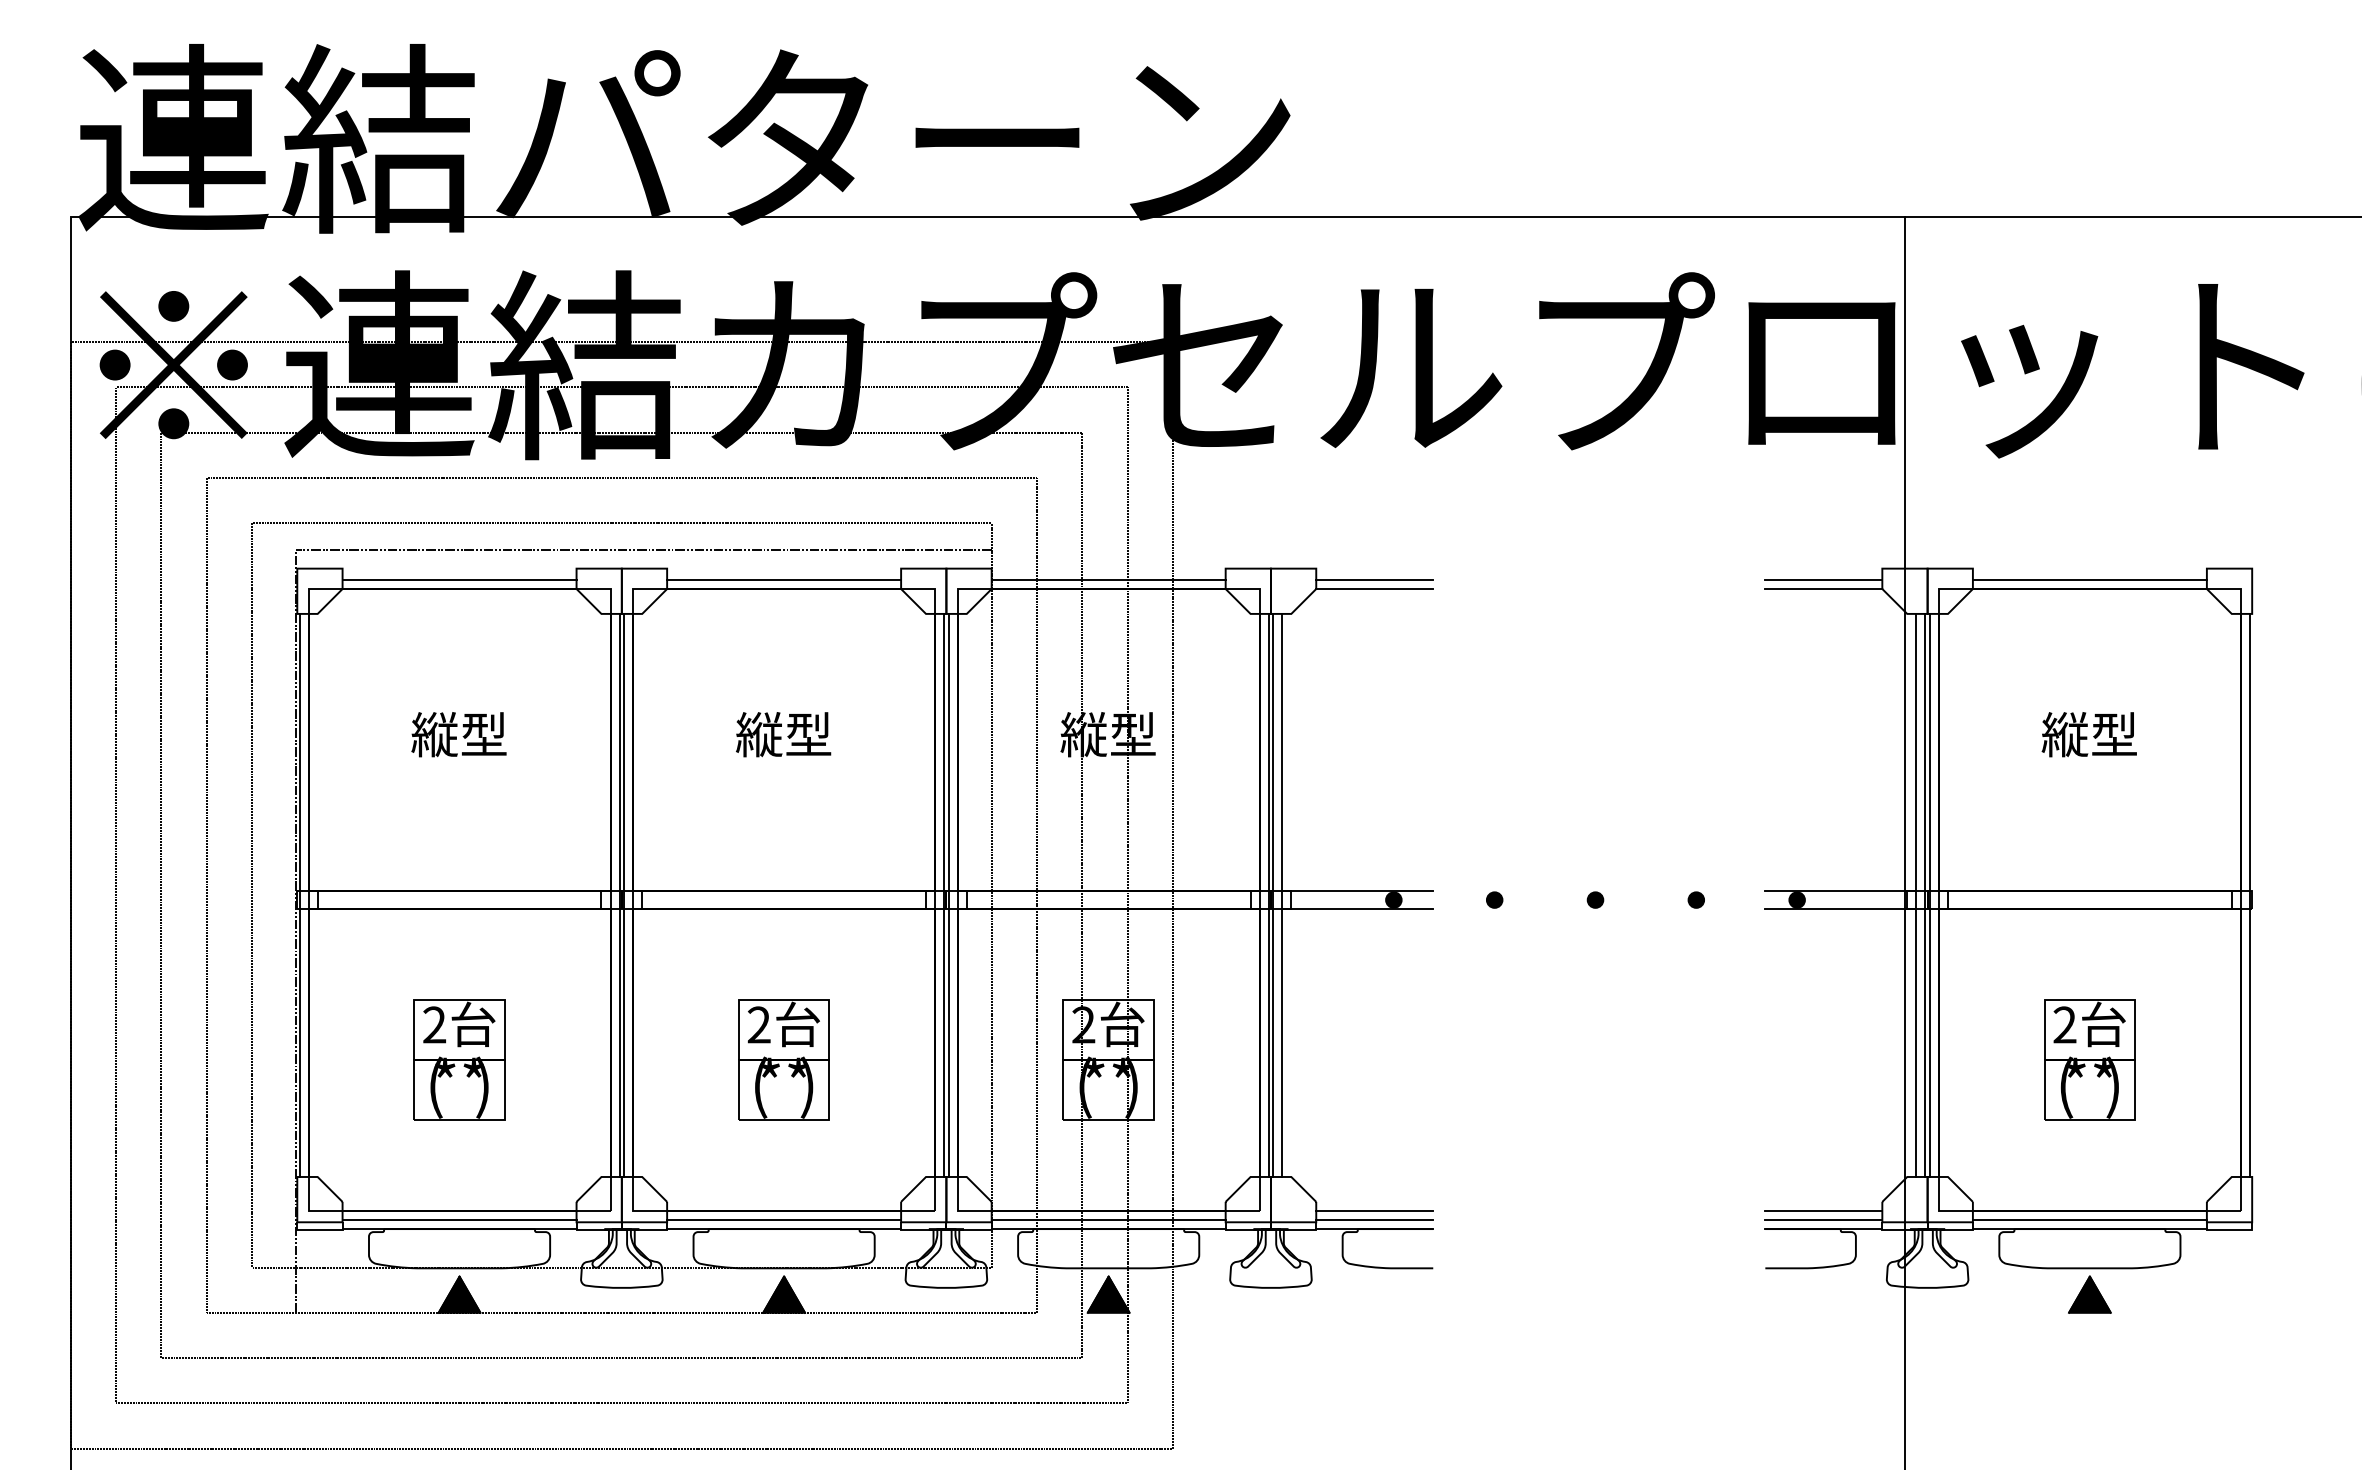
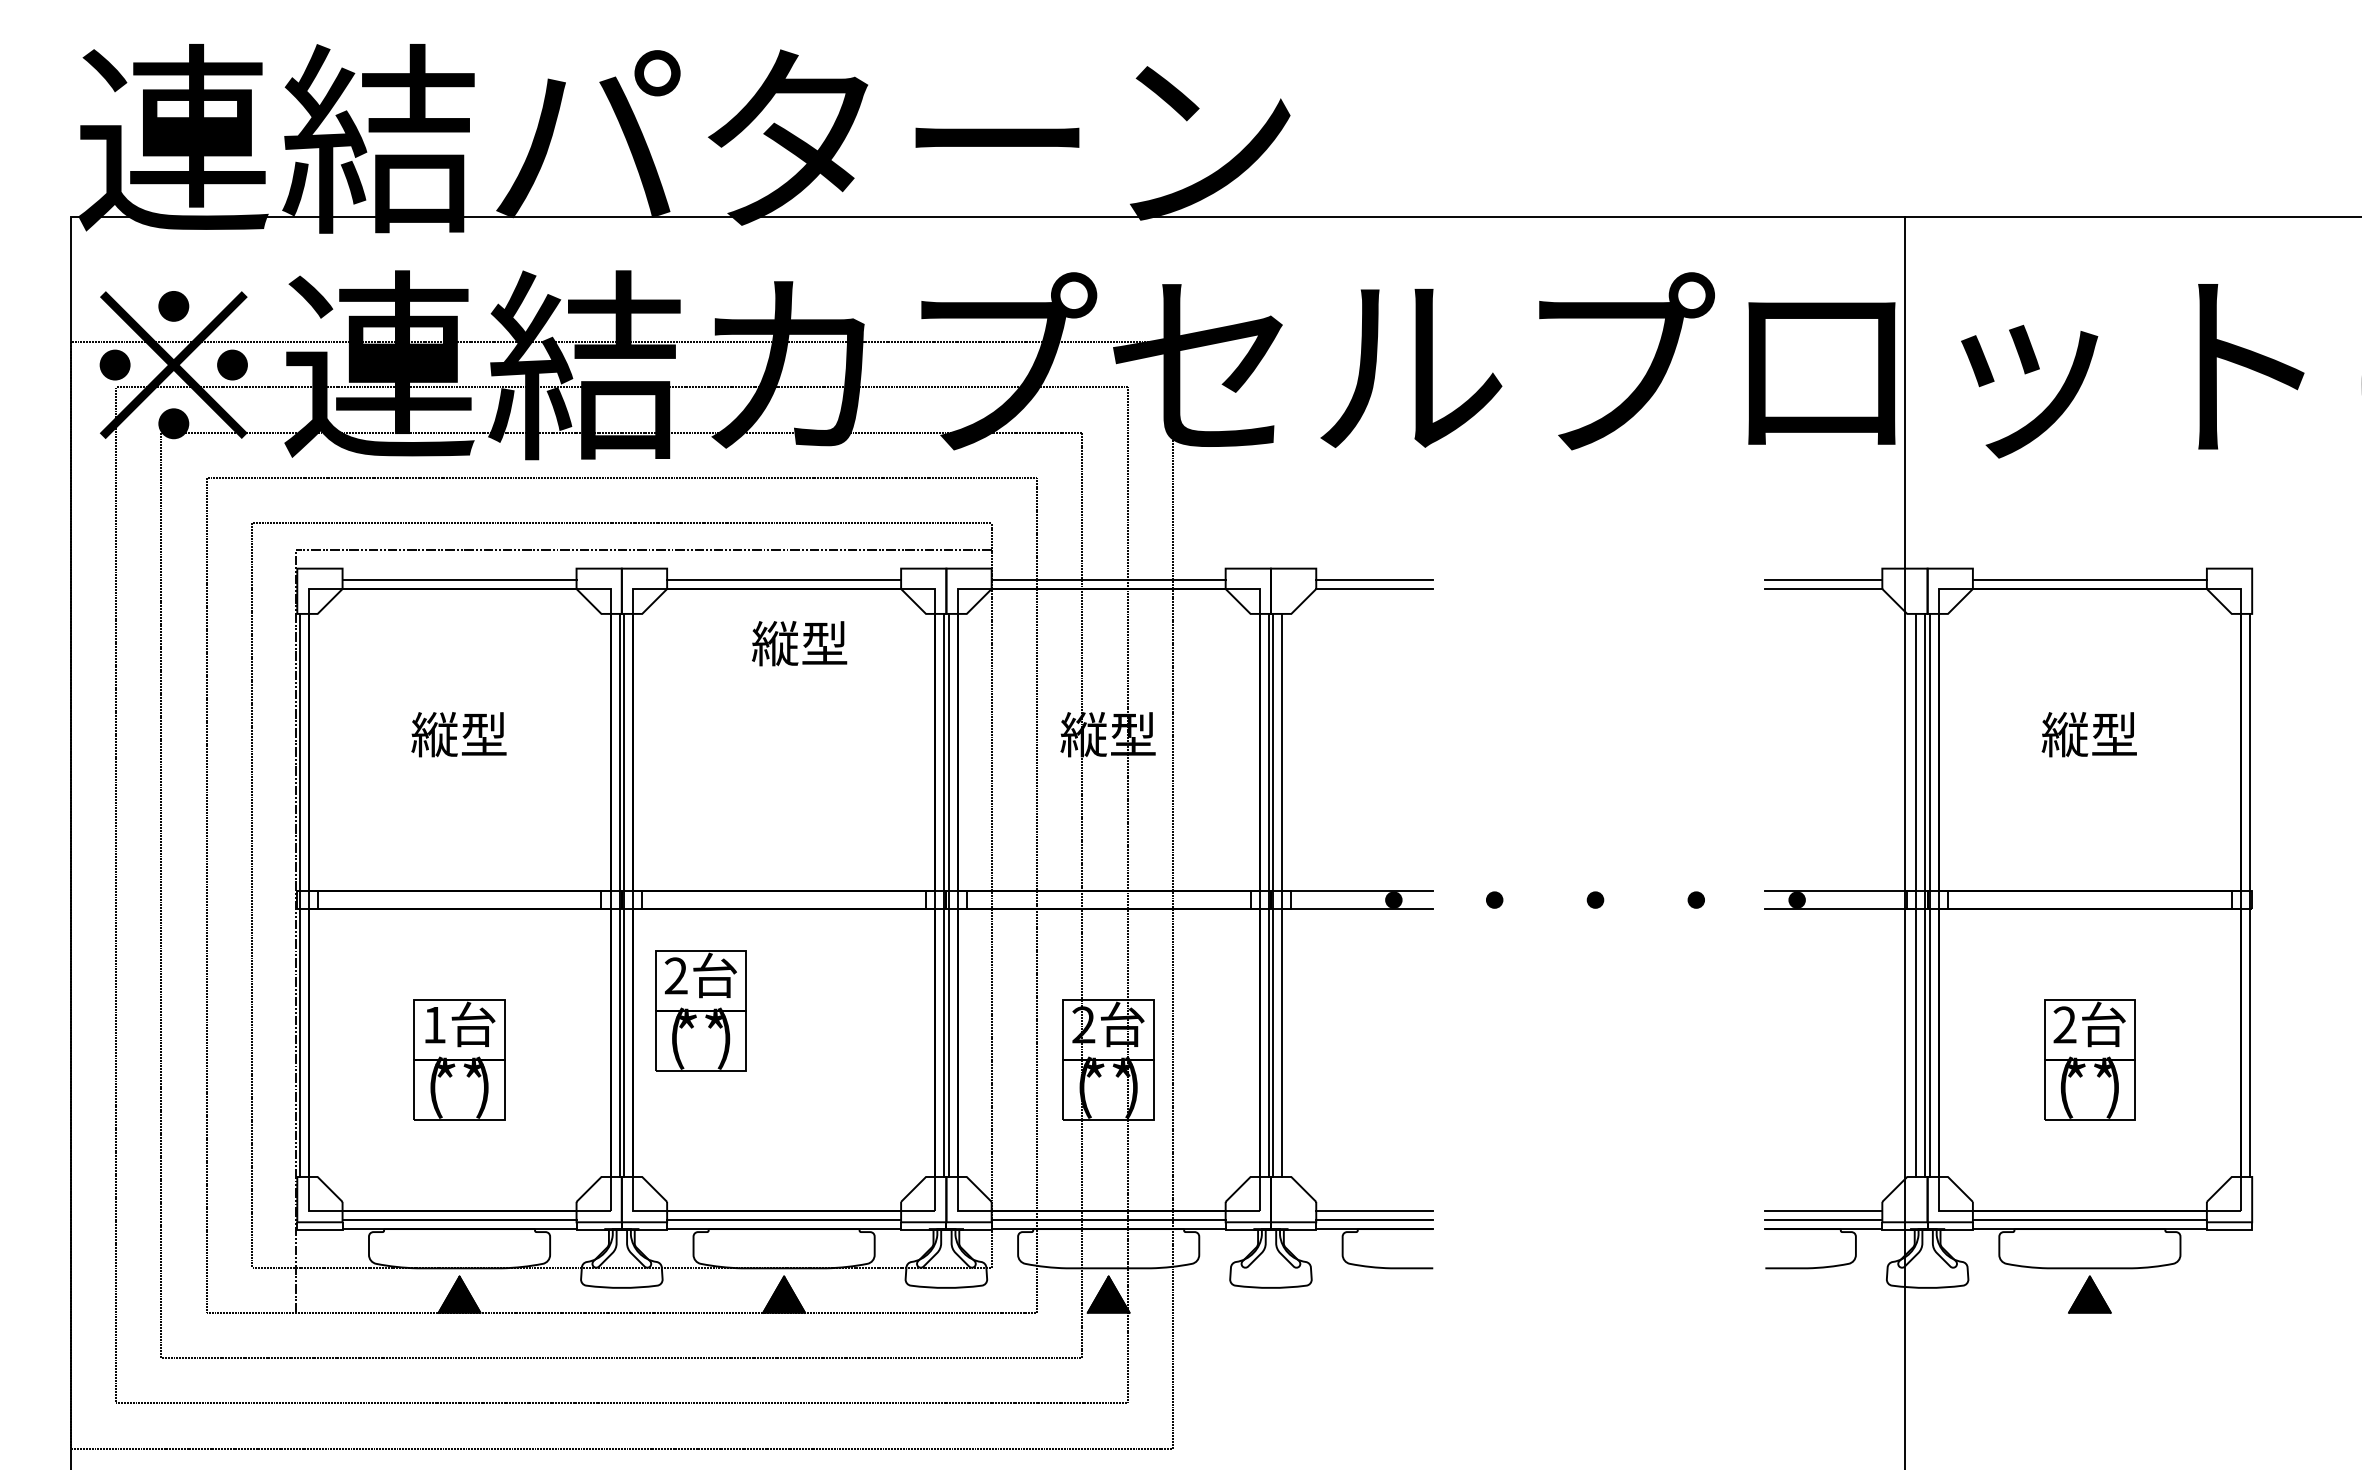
text position: (783, 734) -> (799, 643) (799, 643)
text: 2 -> 1 (434, 1024)
part position: (783, 1059) -> (700, 1010) (700, 1010)
